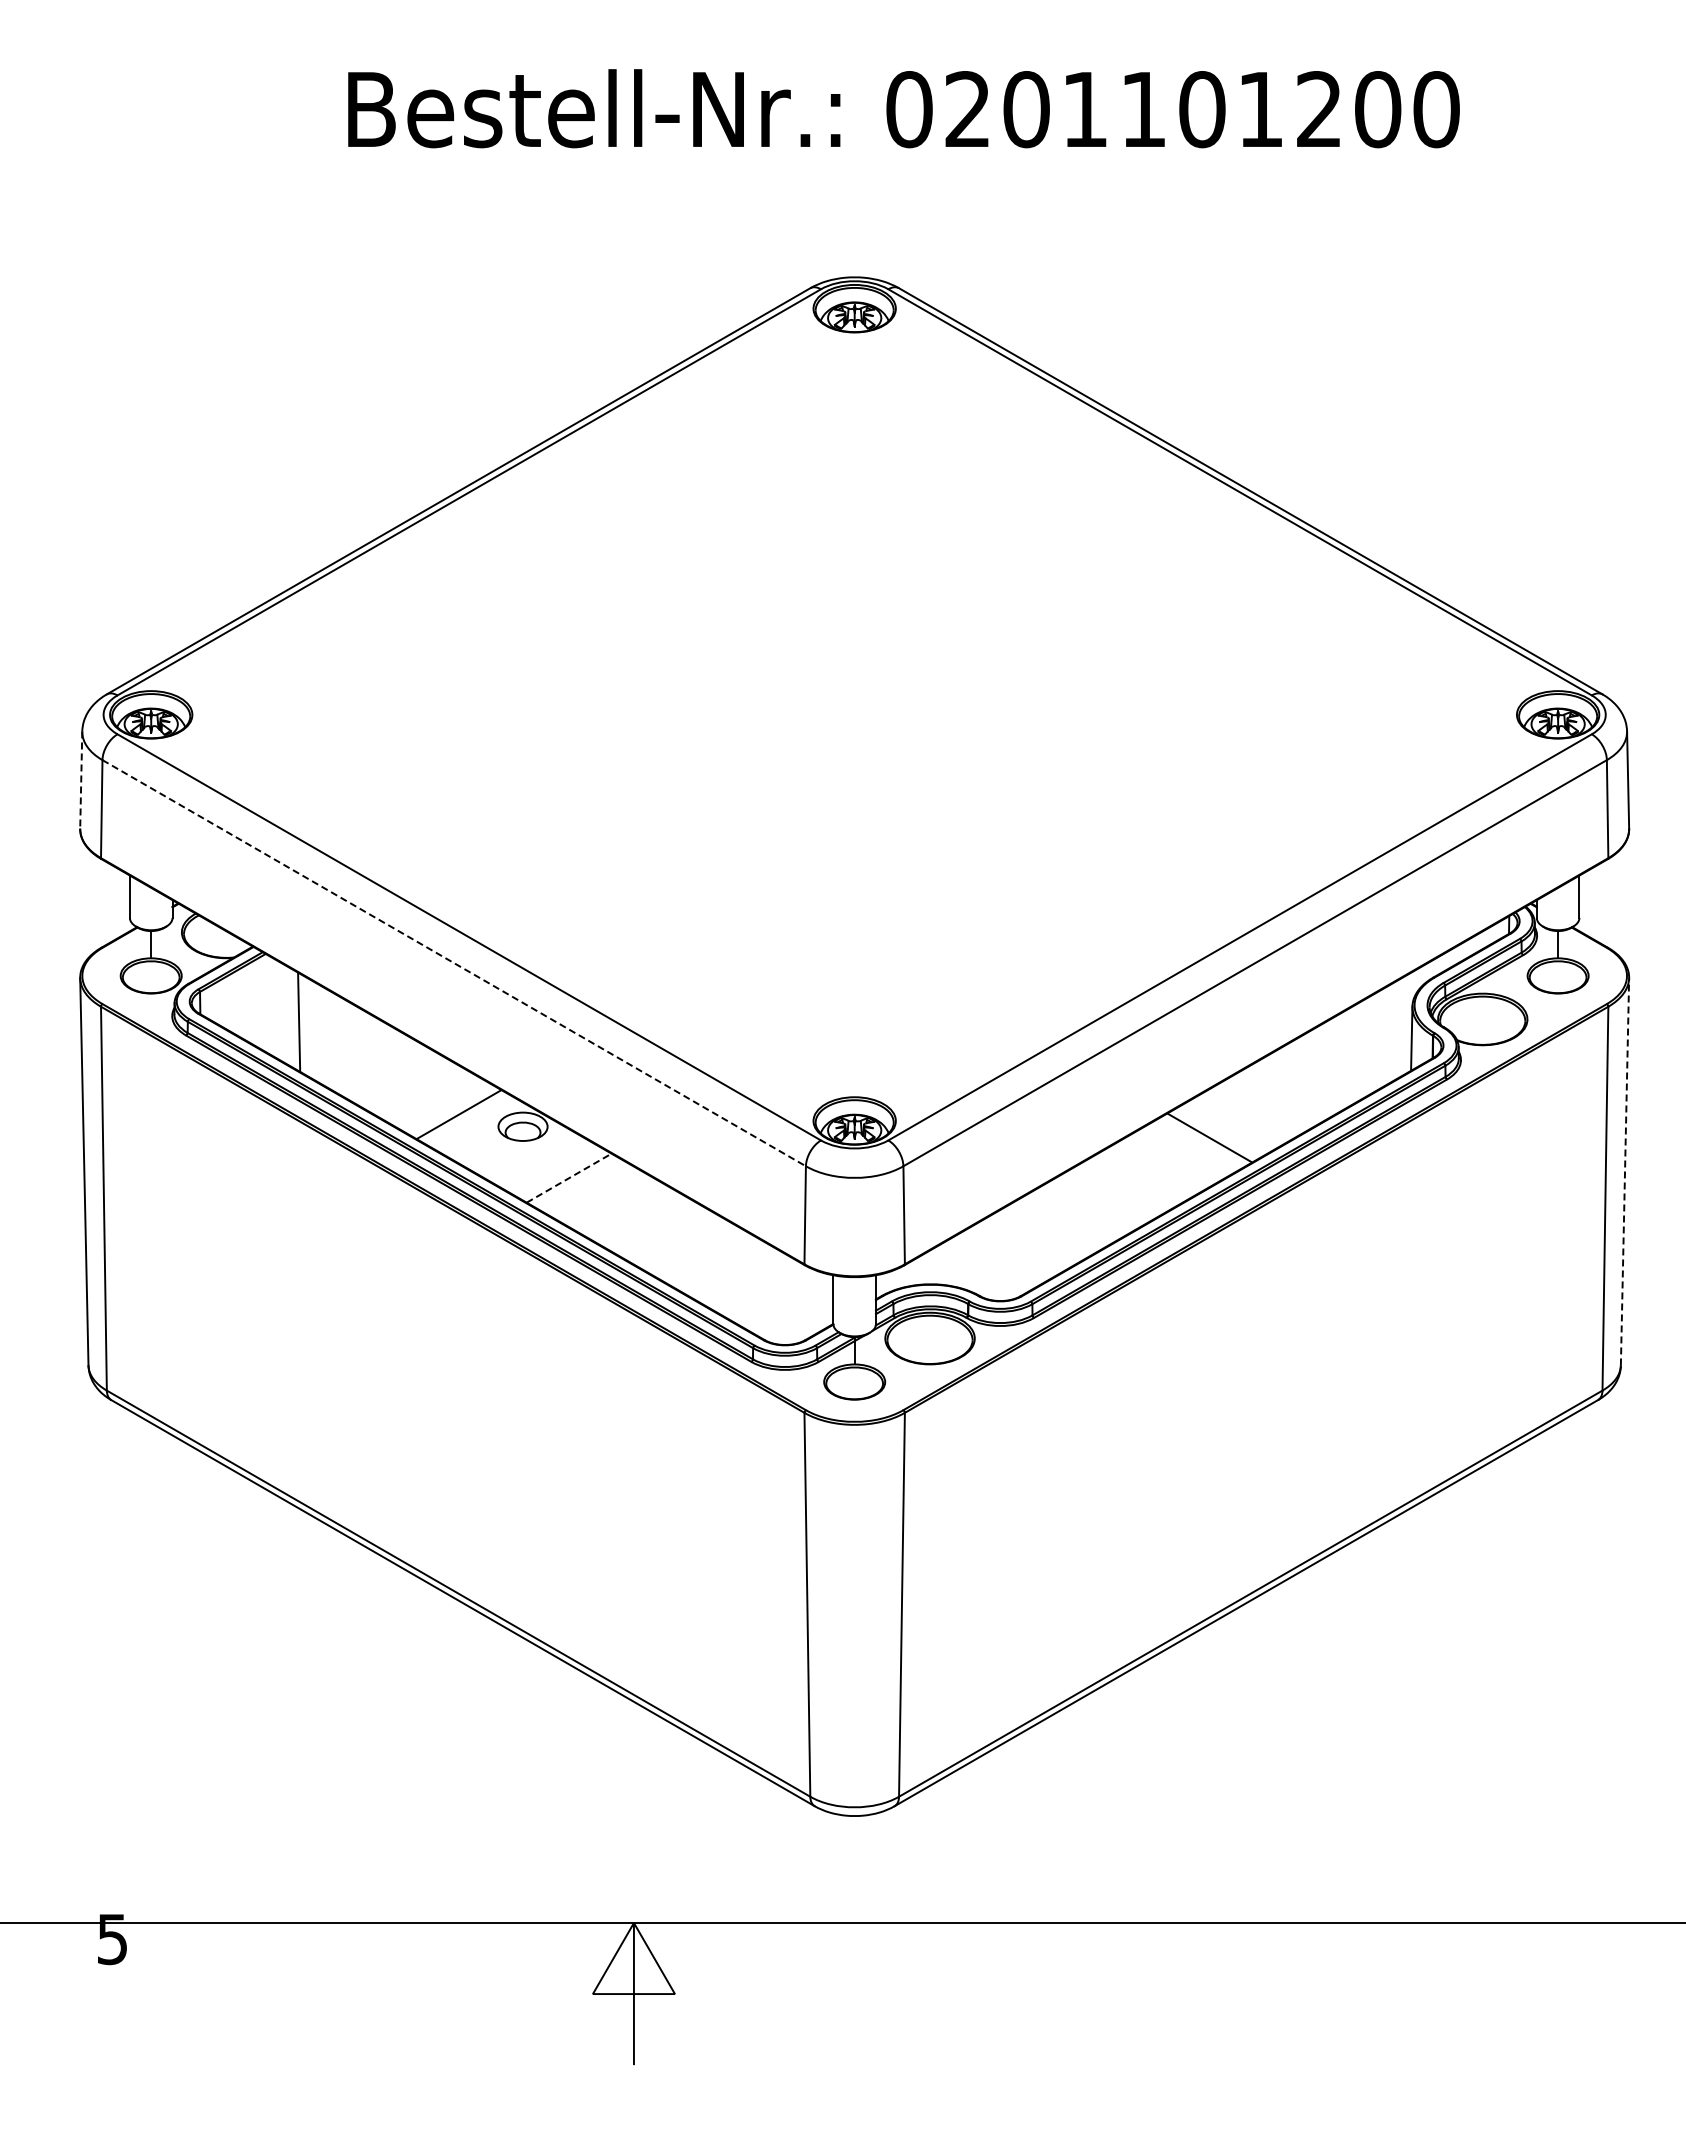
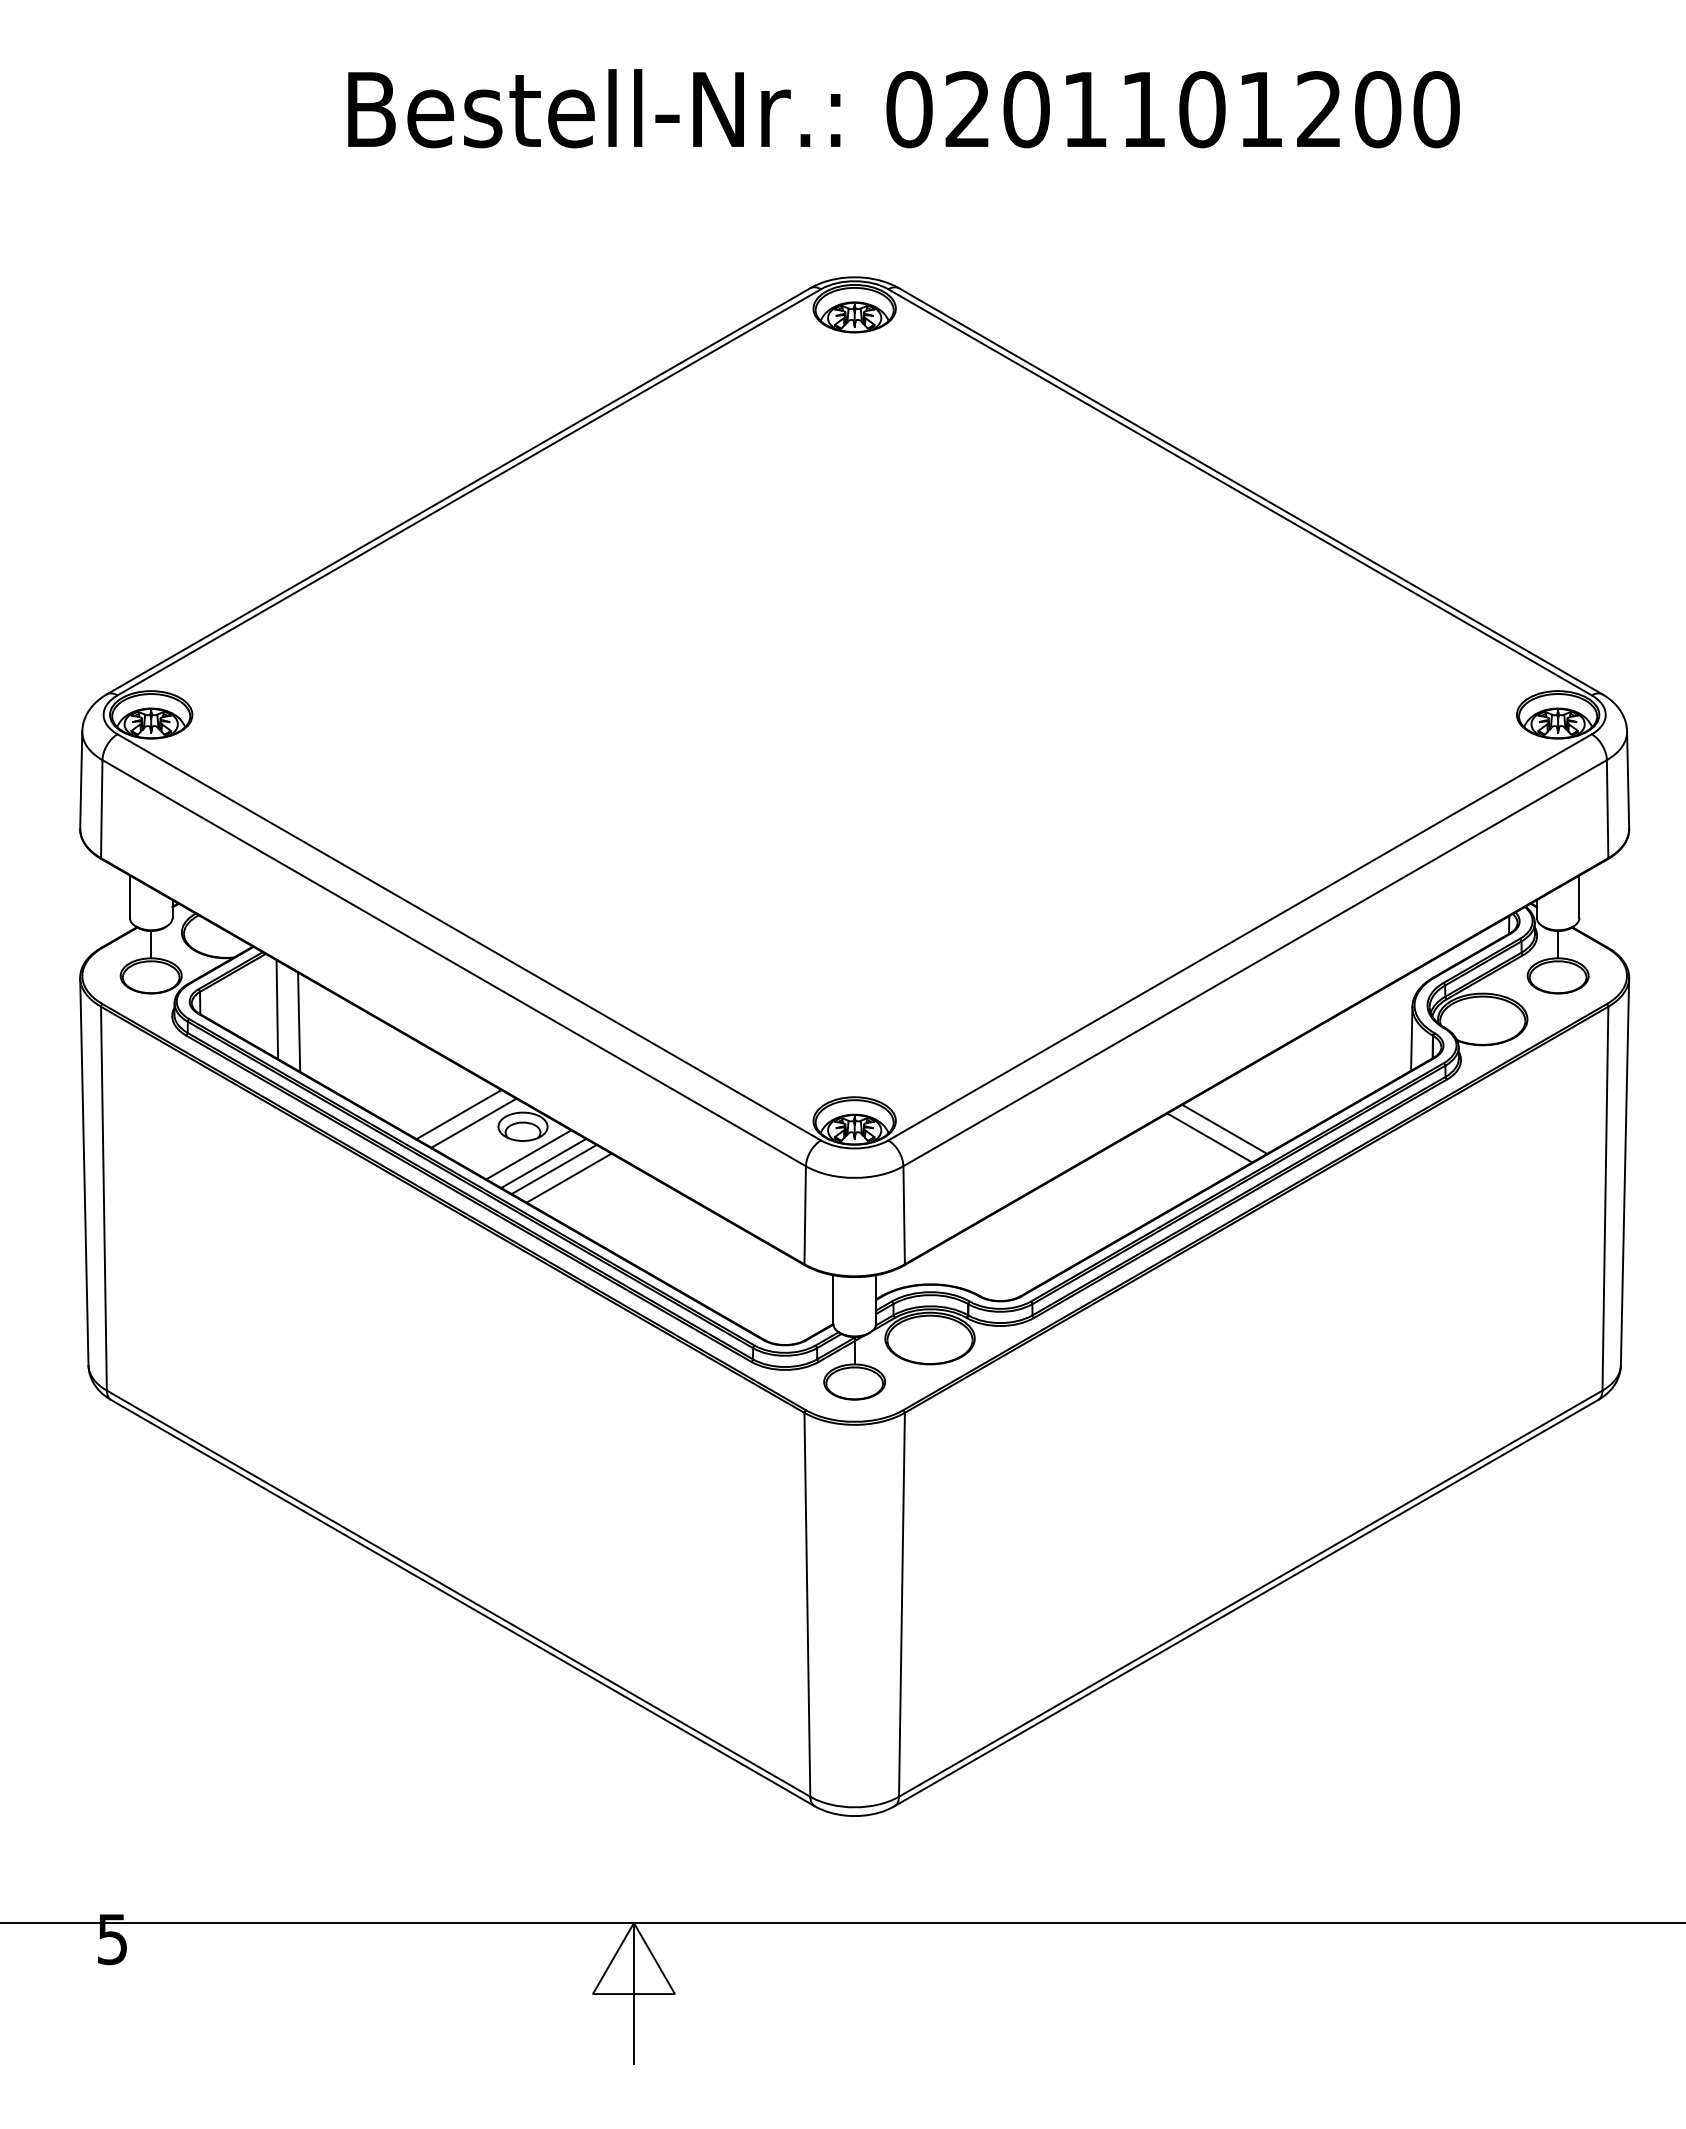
line: dashed -> solid (81, 780)
line: dashed -> solid (454, 963)
line: none -> present (277, 1009)
line: none -> present (473, 1122)
line: none -> present (1224, 1128)
line: none -> present (528, 1154)
line: none -> present (543, 1163)
line: none -> present (553, 1169)
line: dashed -> solid (1625, 1171)
line: dashed -> solid (569, 1177)
